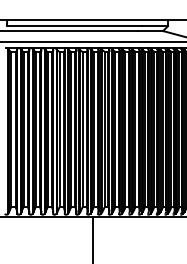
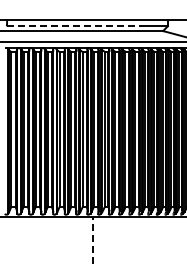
line: solid -> dashed (74, 26)
line: solid -> dashed (92, 239)
